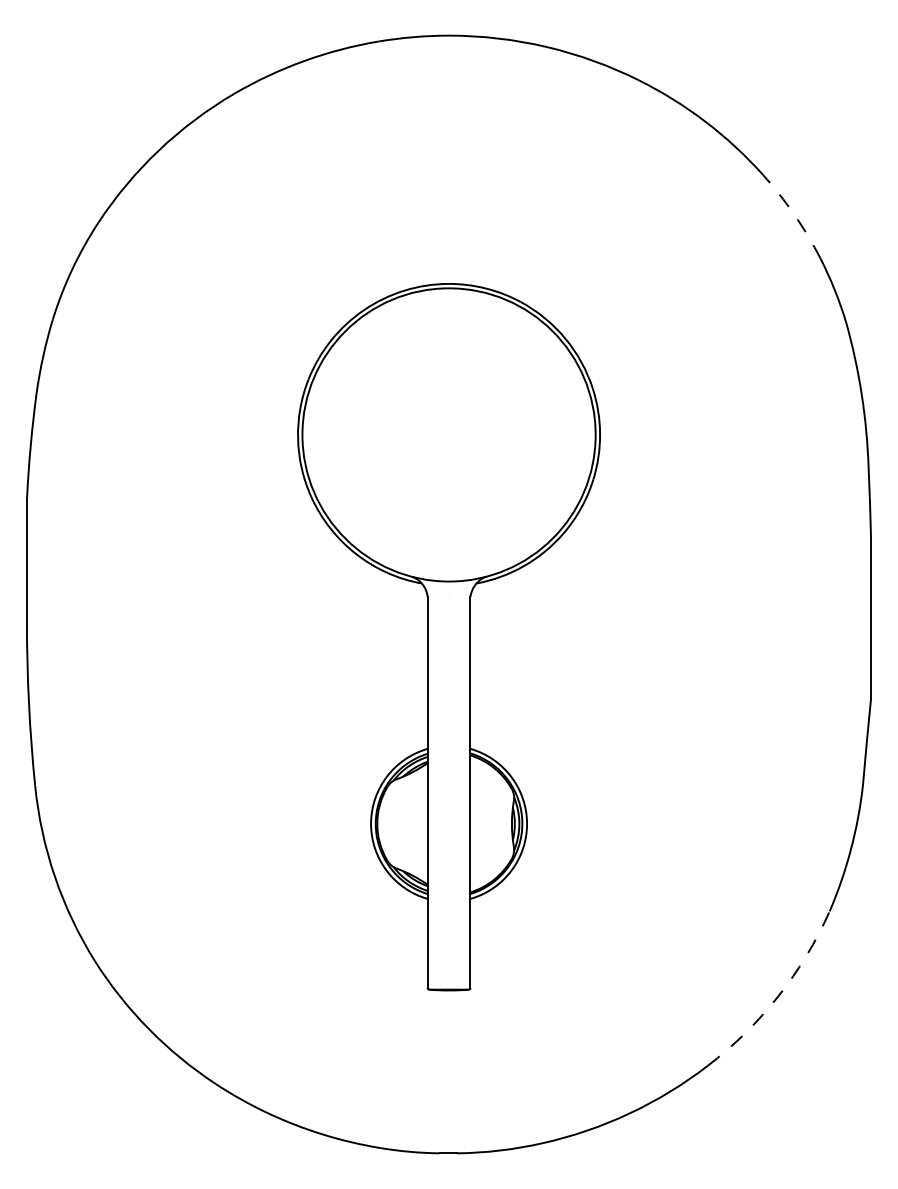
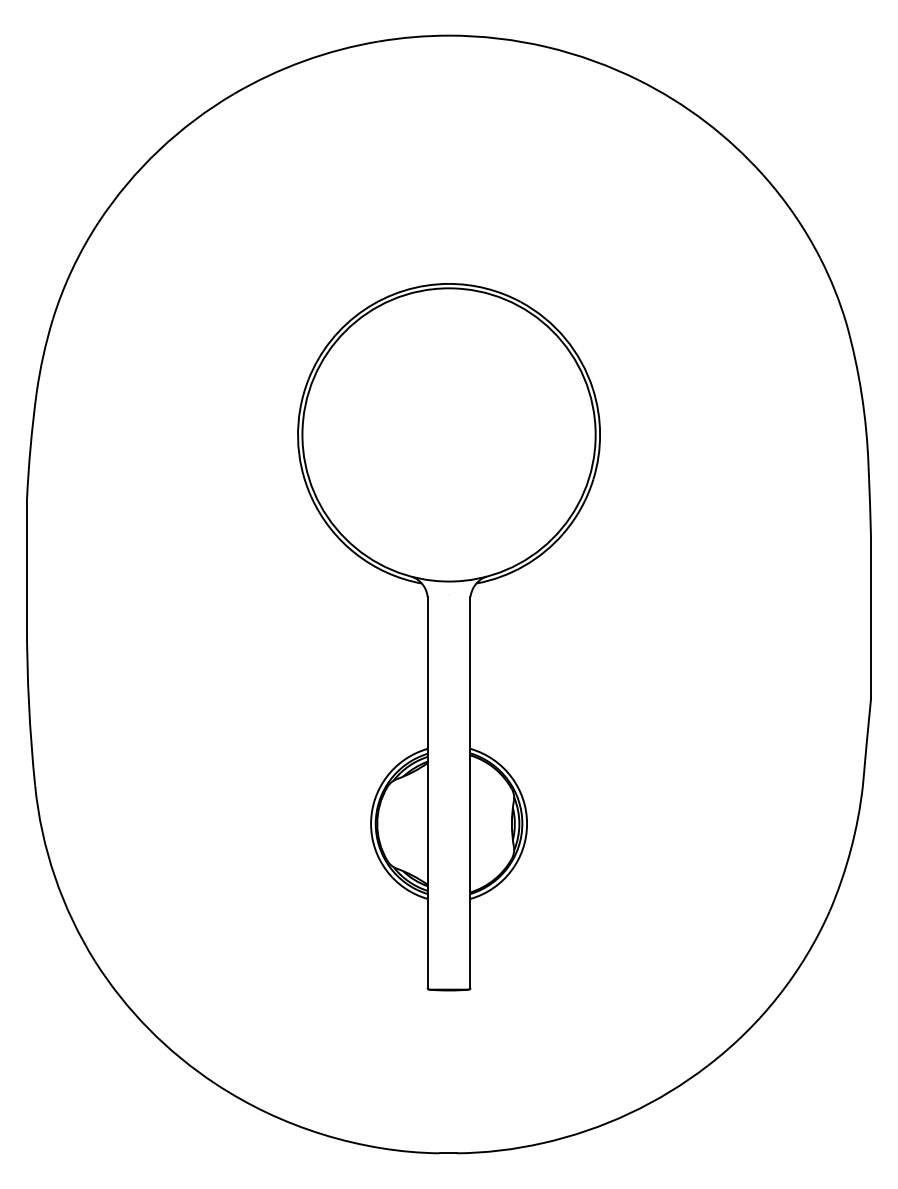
arc: dashed -> solid (794, 214)
arc: dashed -> solid (778, 996)
